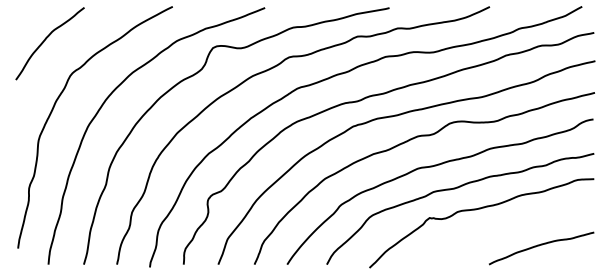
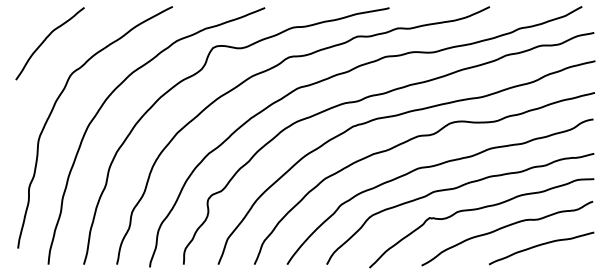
curve: none -> present (506, 227)
